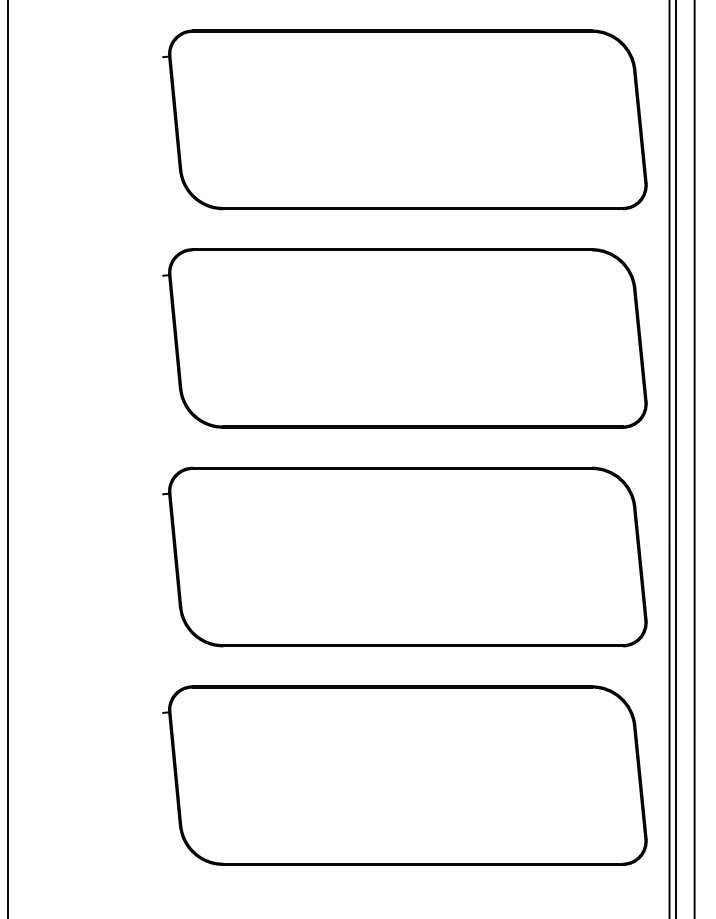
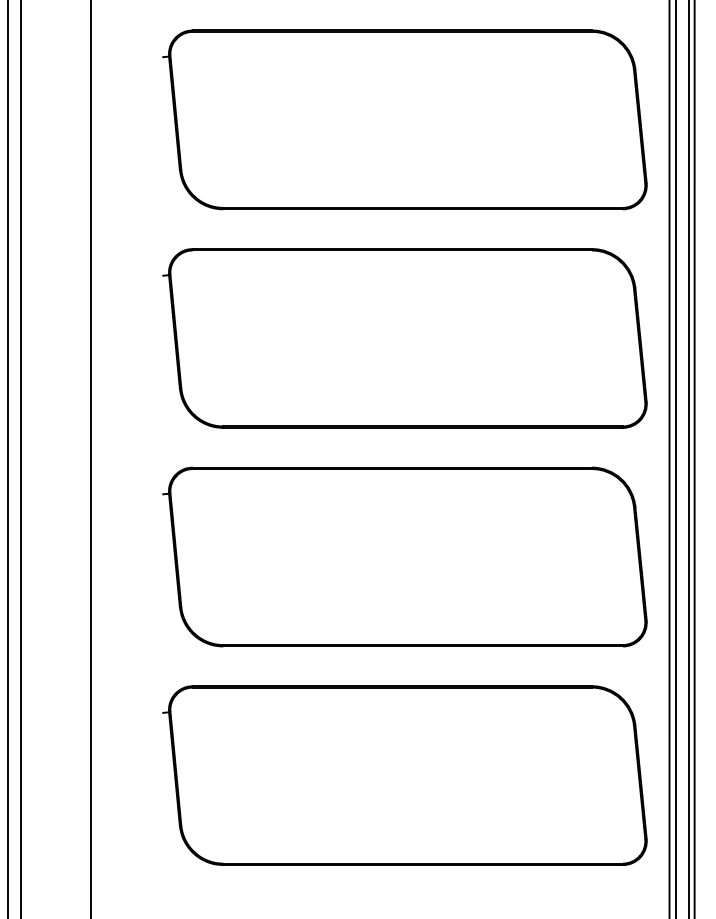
line: none -> present (21, 458)
line: none -> present (91, 458)
line: none -> present (688, 458)
